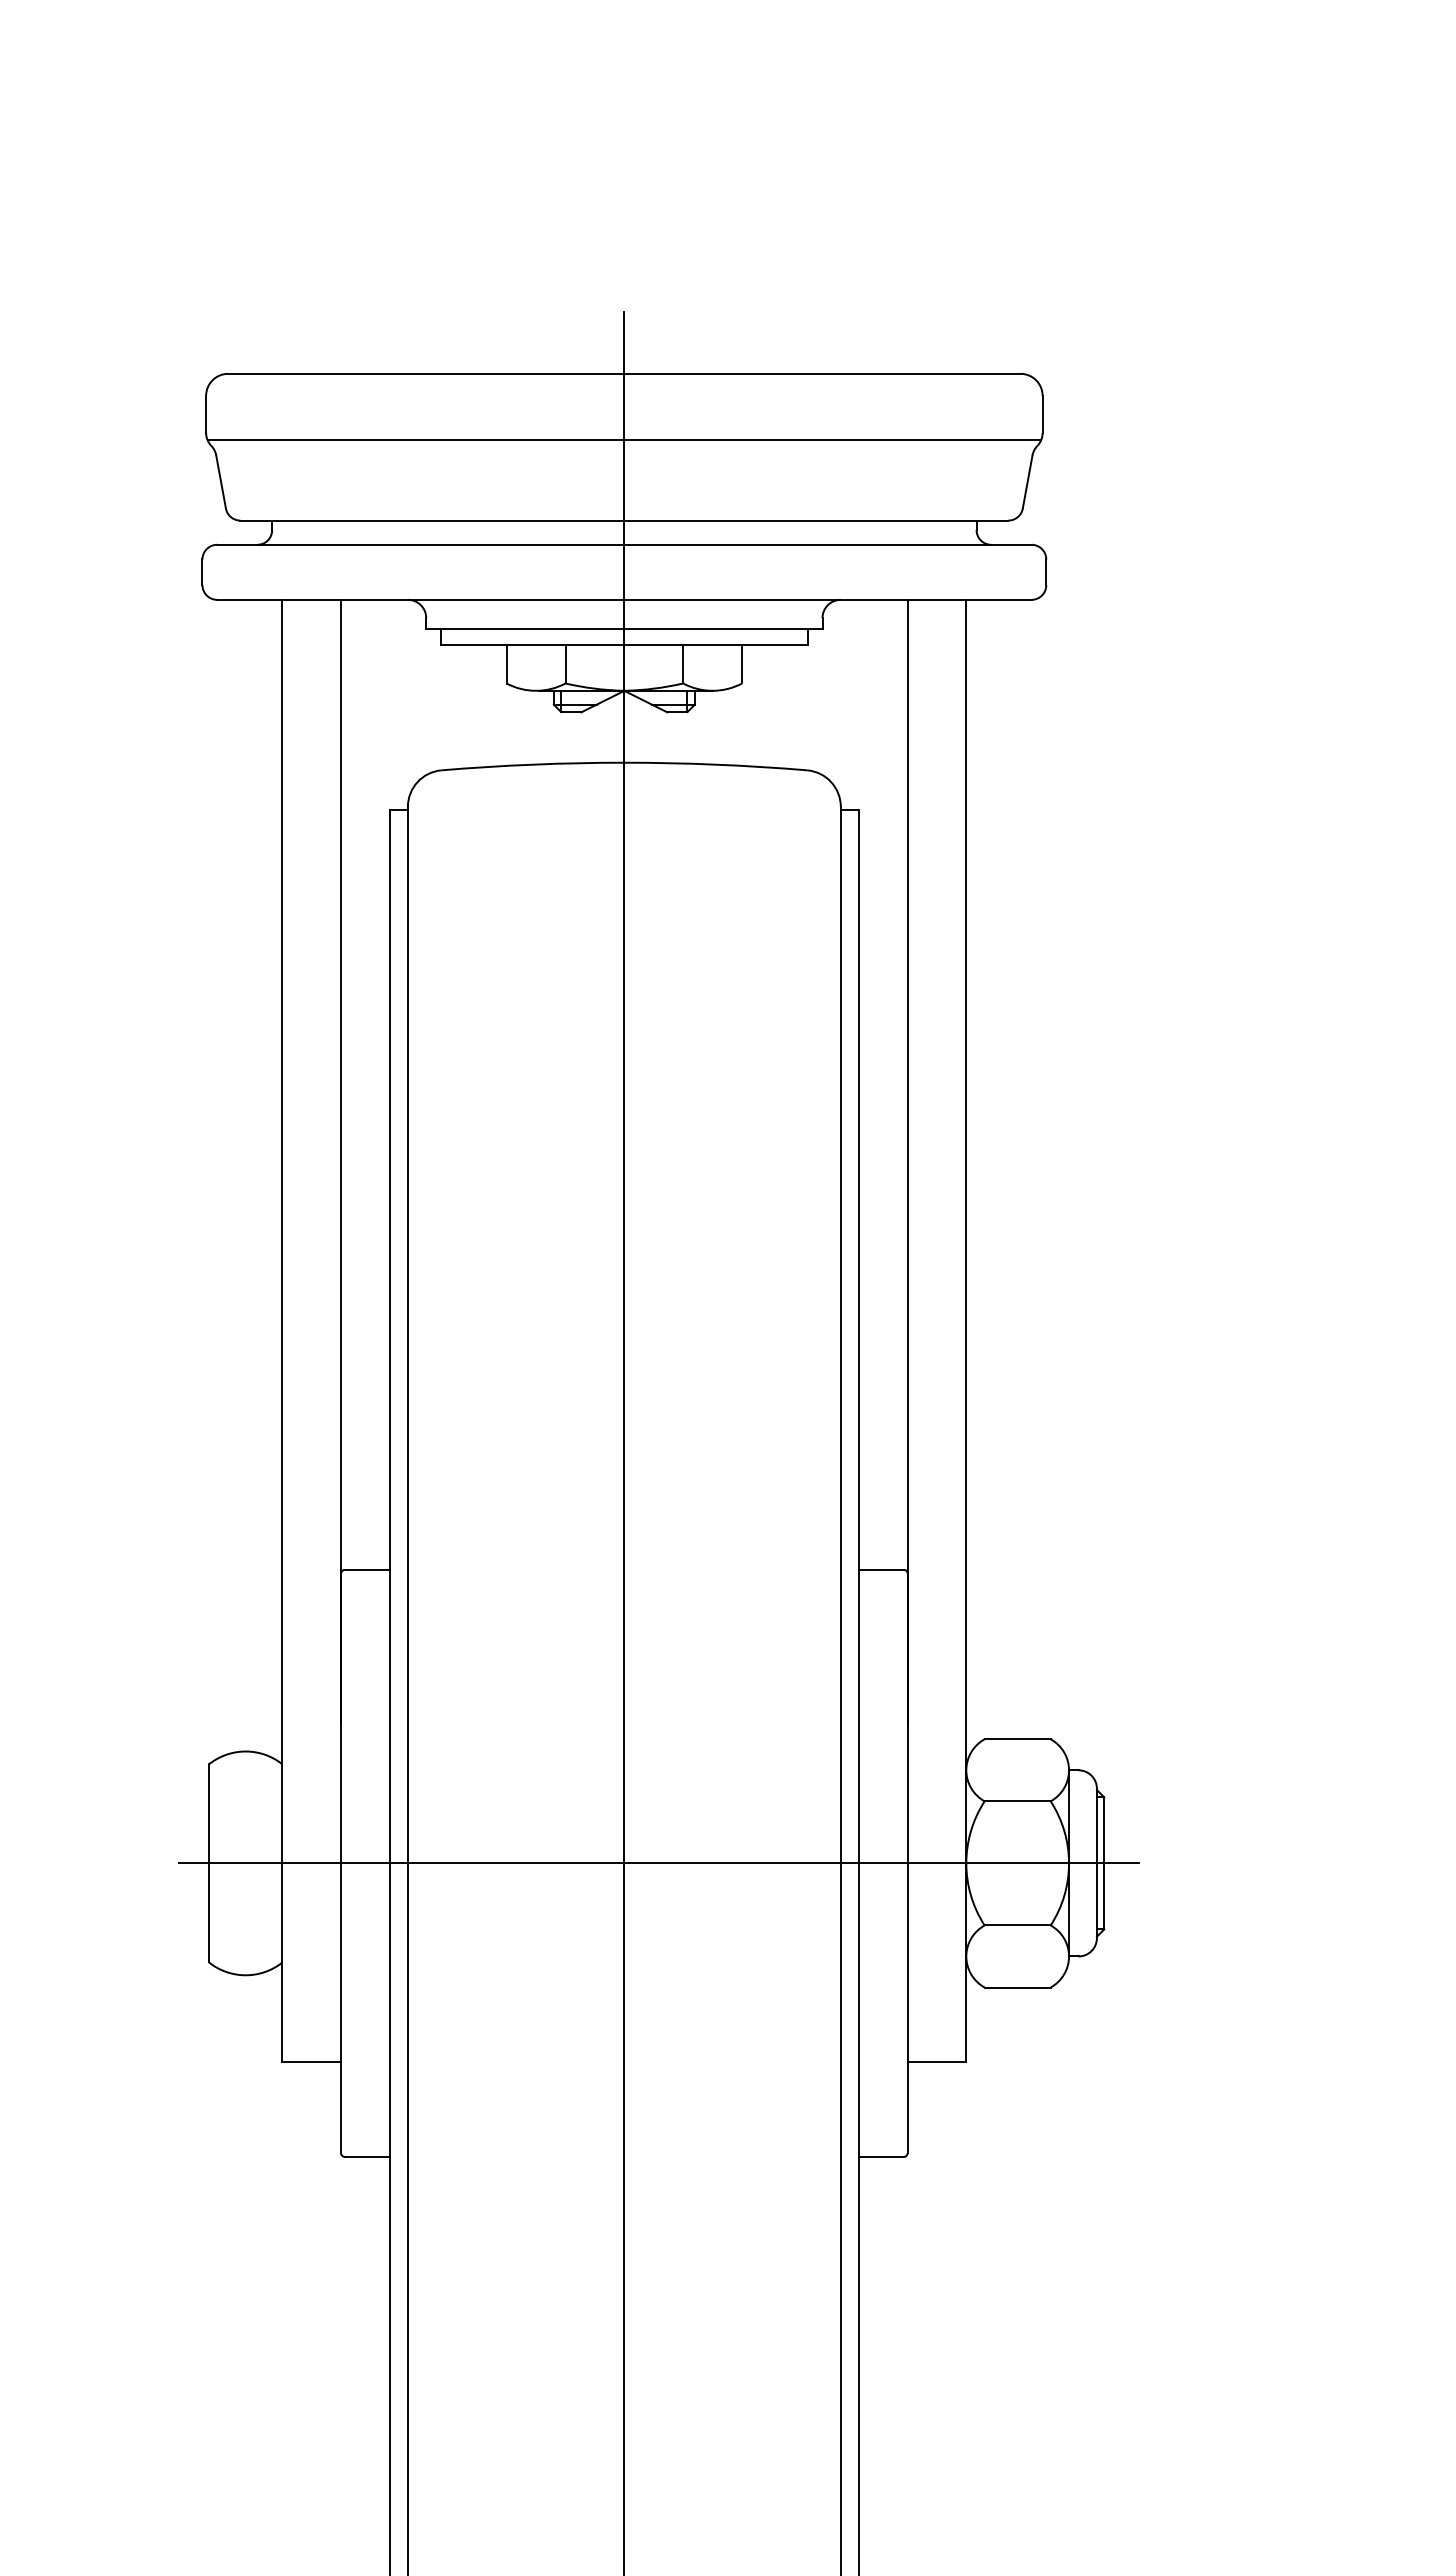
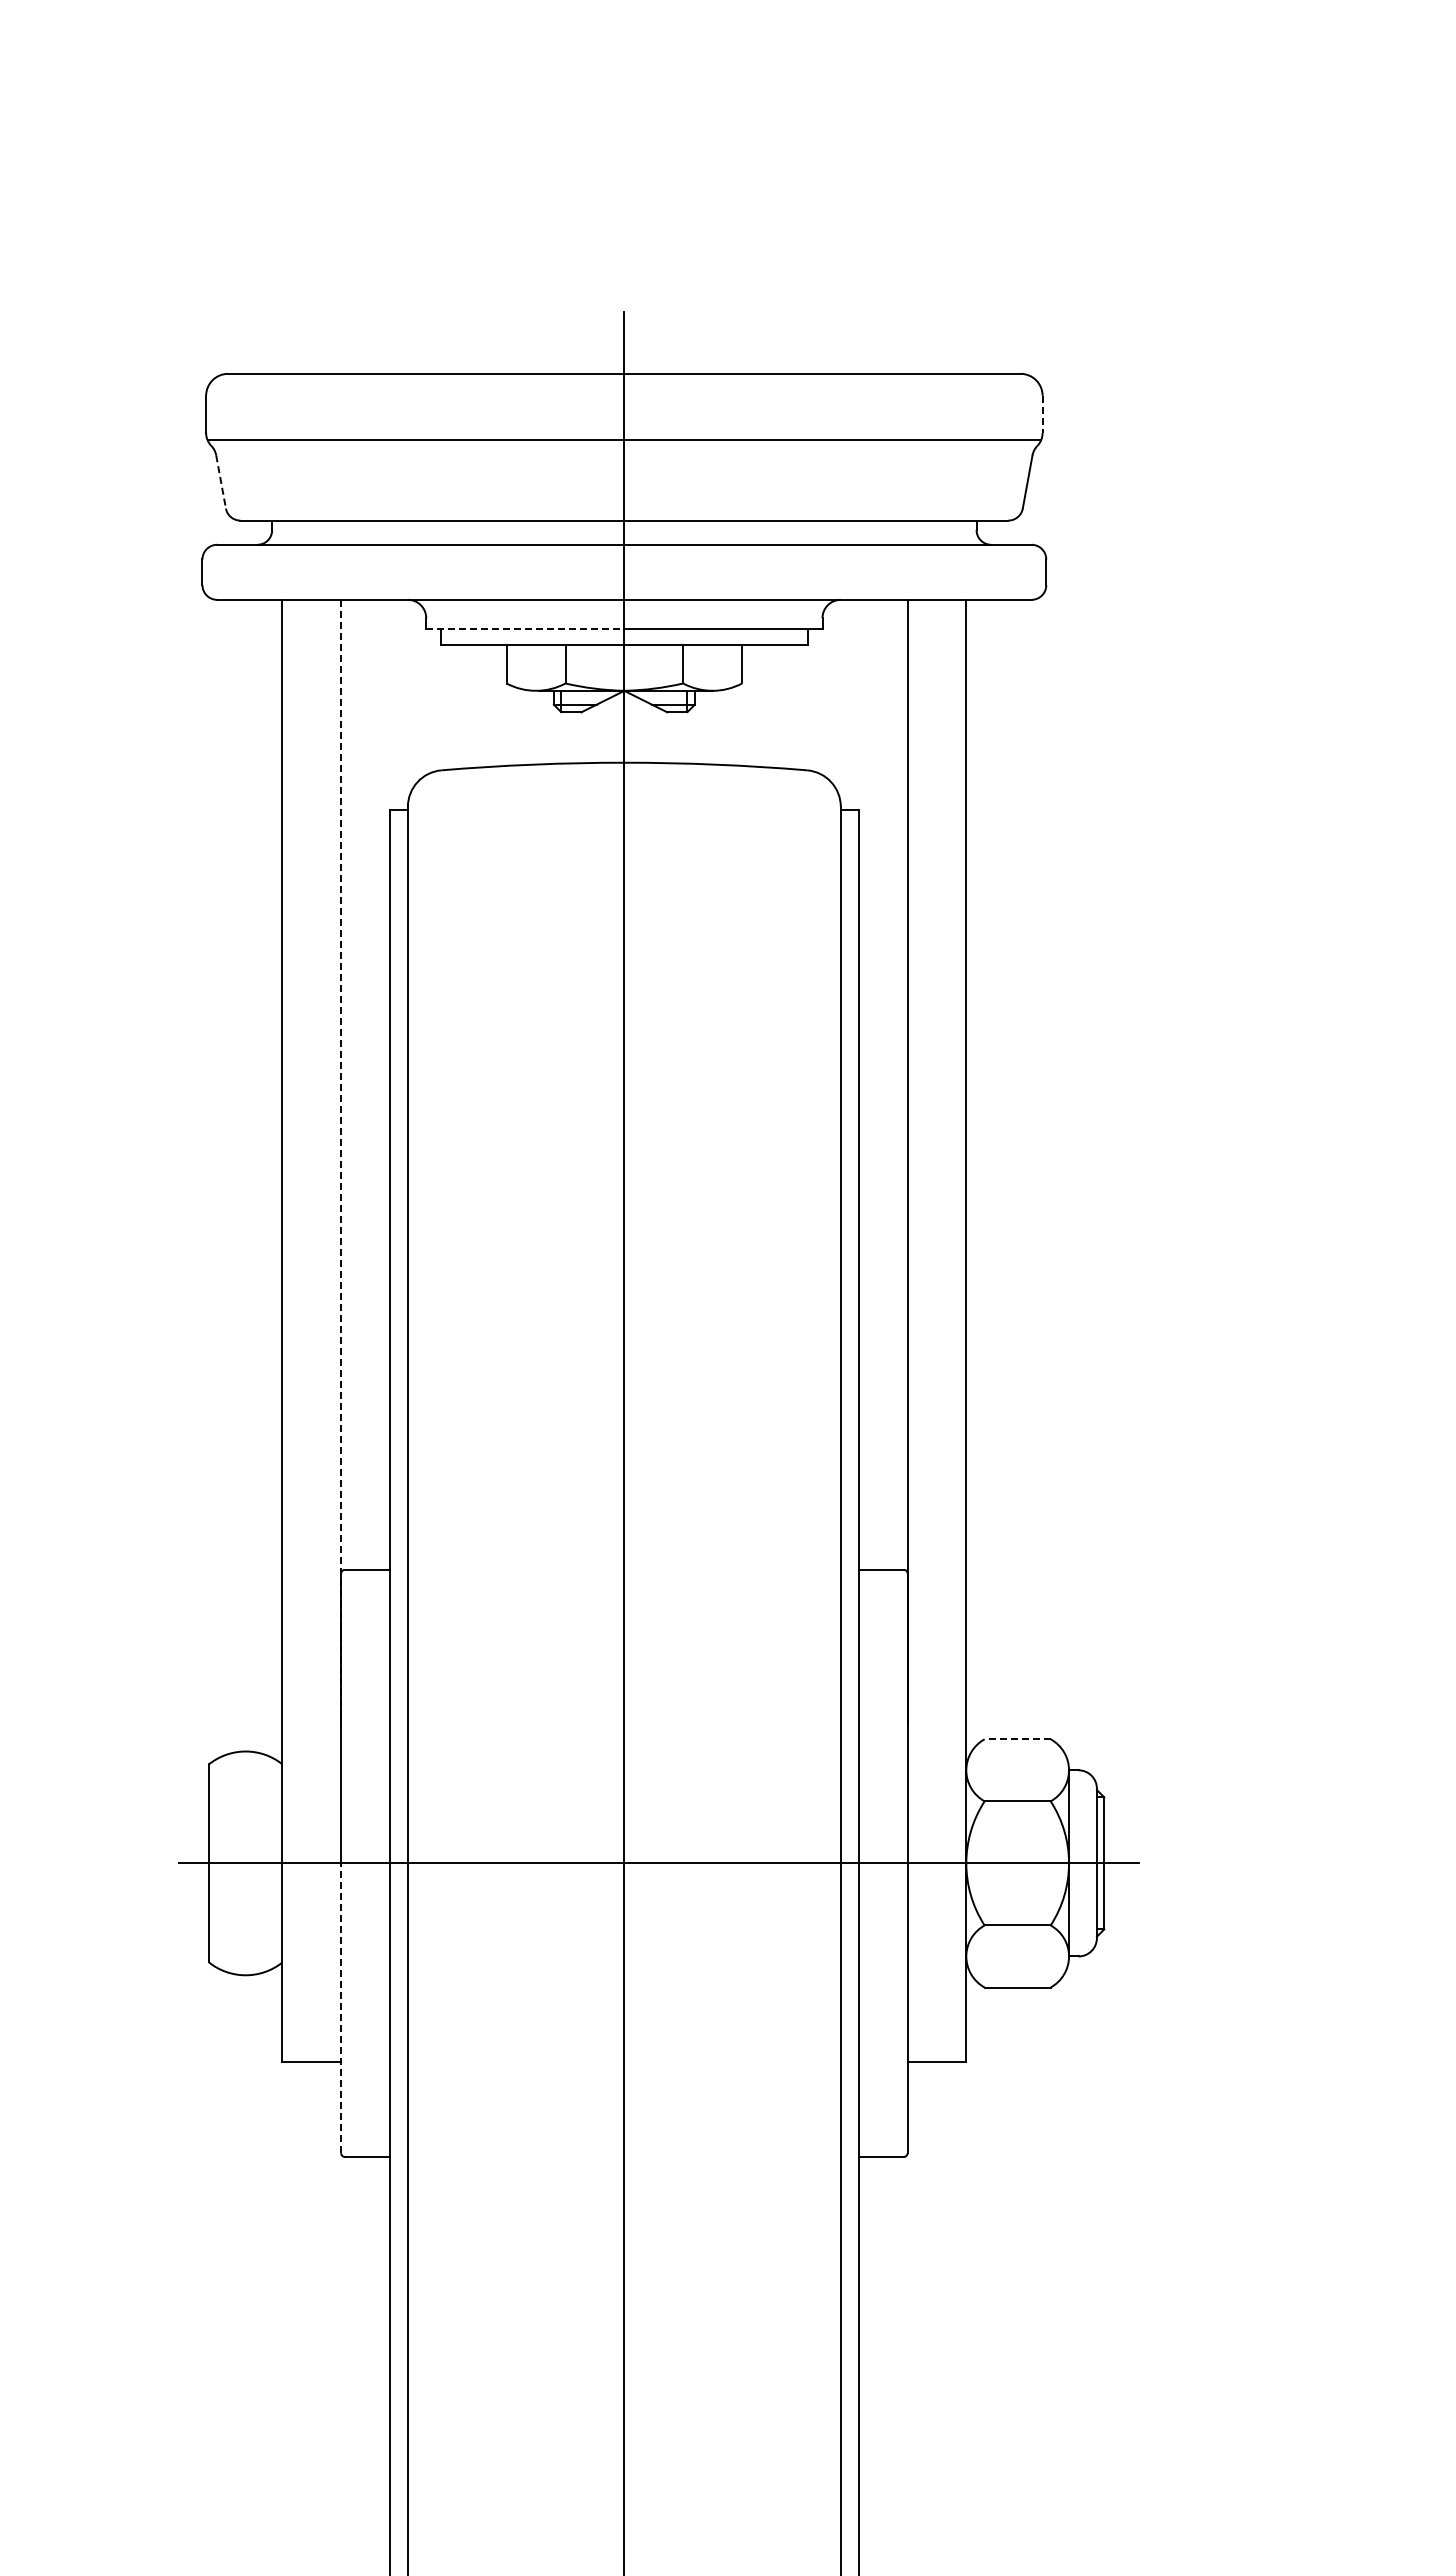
line: solid -> dashed (1042, 414)
line: solid -> dashed (221, 482)
line: solid -> dashed (525, 629)
line: solid -> dashed (341, 1162)
line: solid -> dashed (1017, 1739)
line: solid -> dashed (341, 2008)
